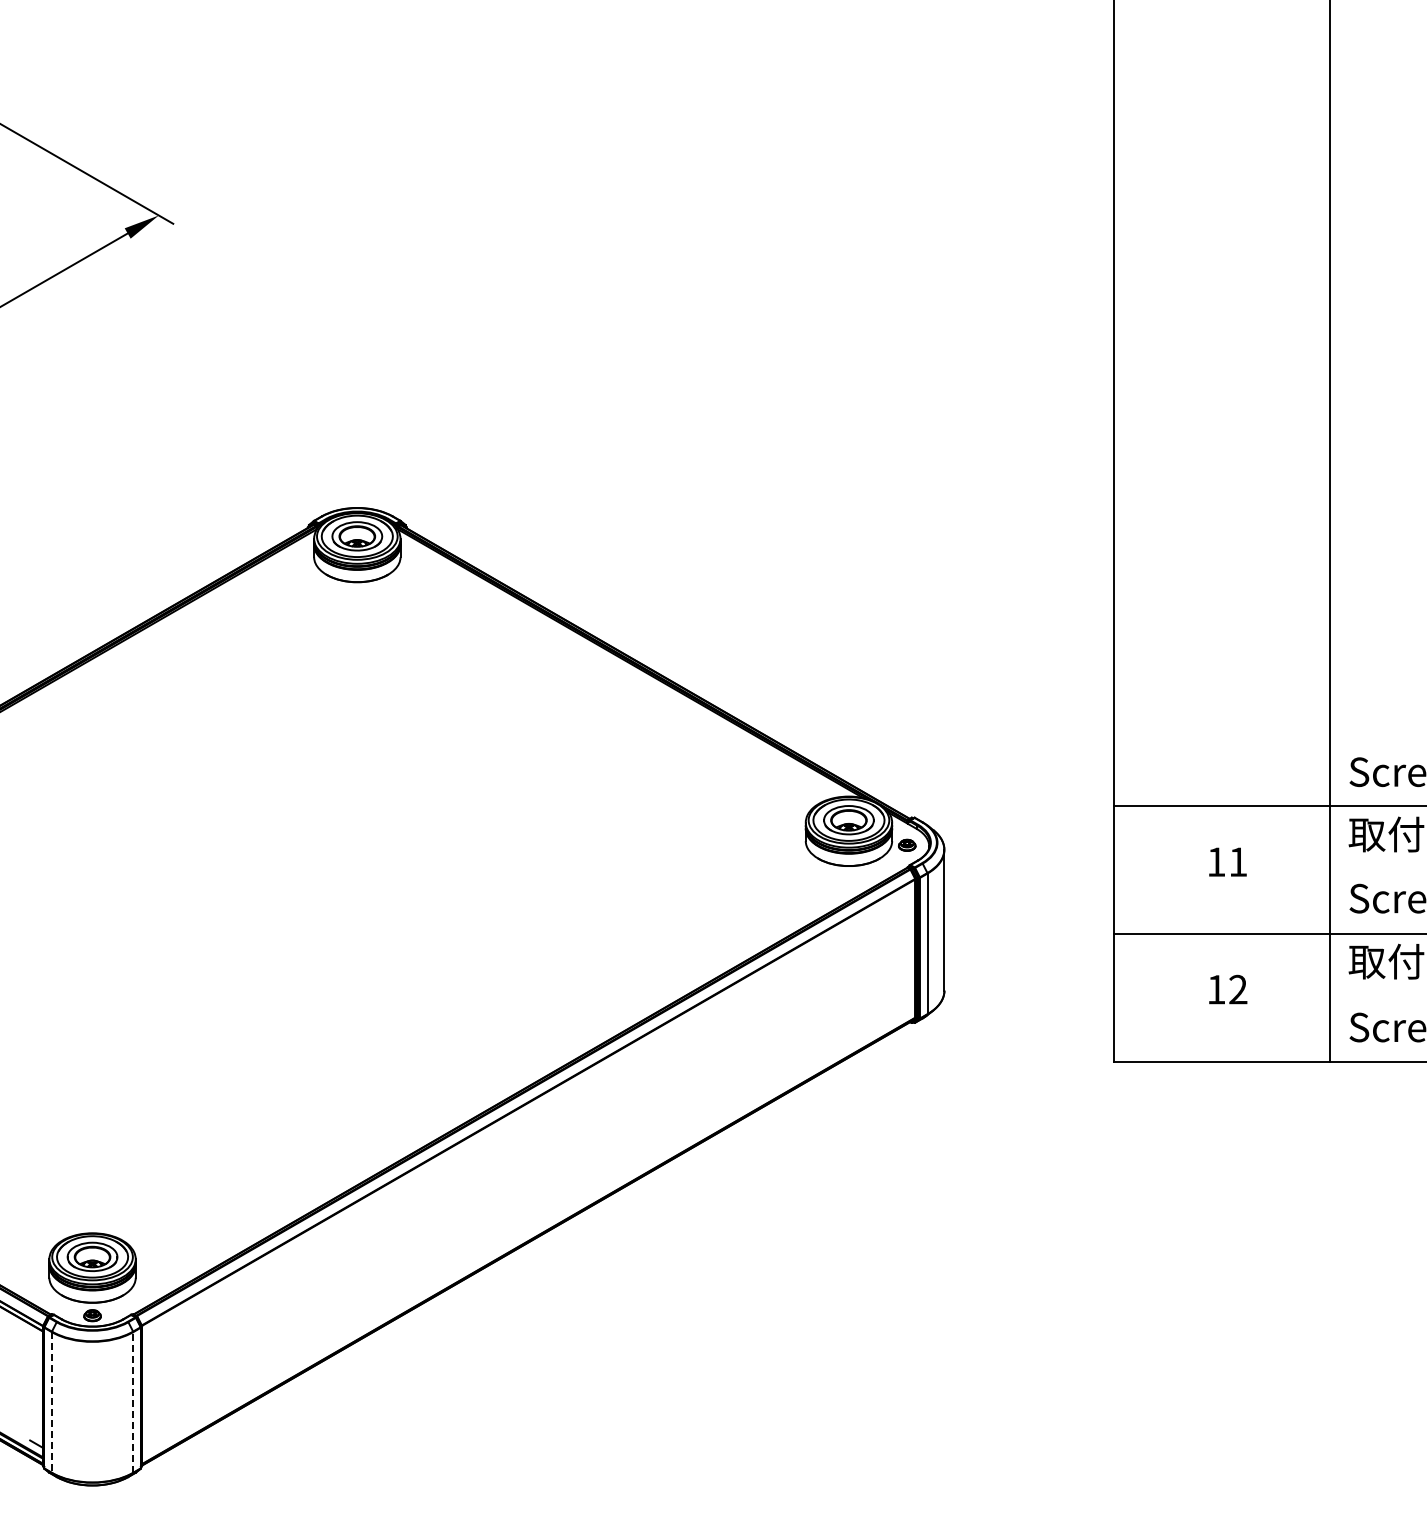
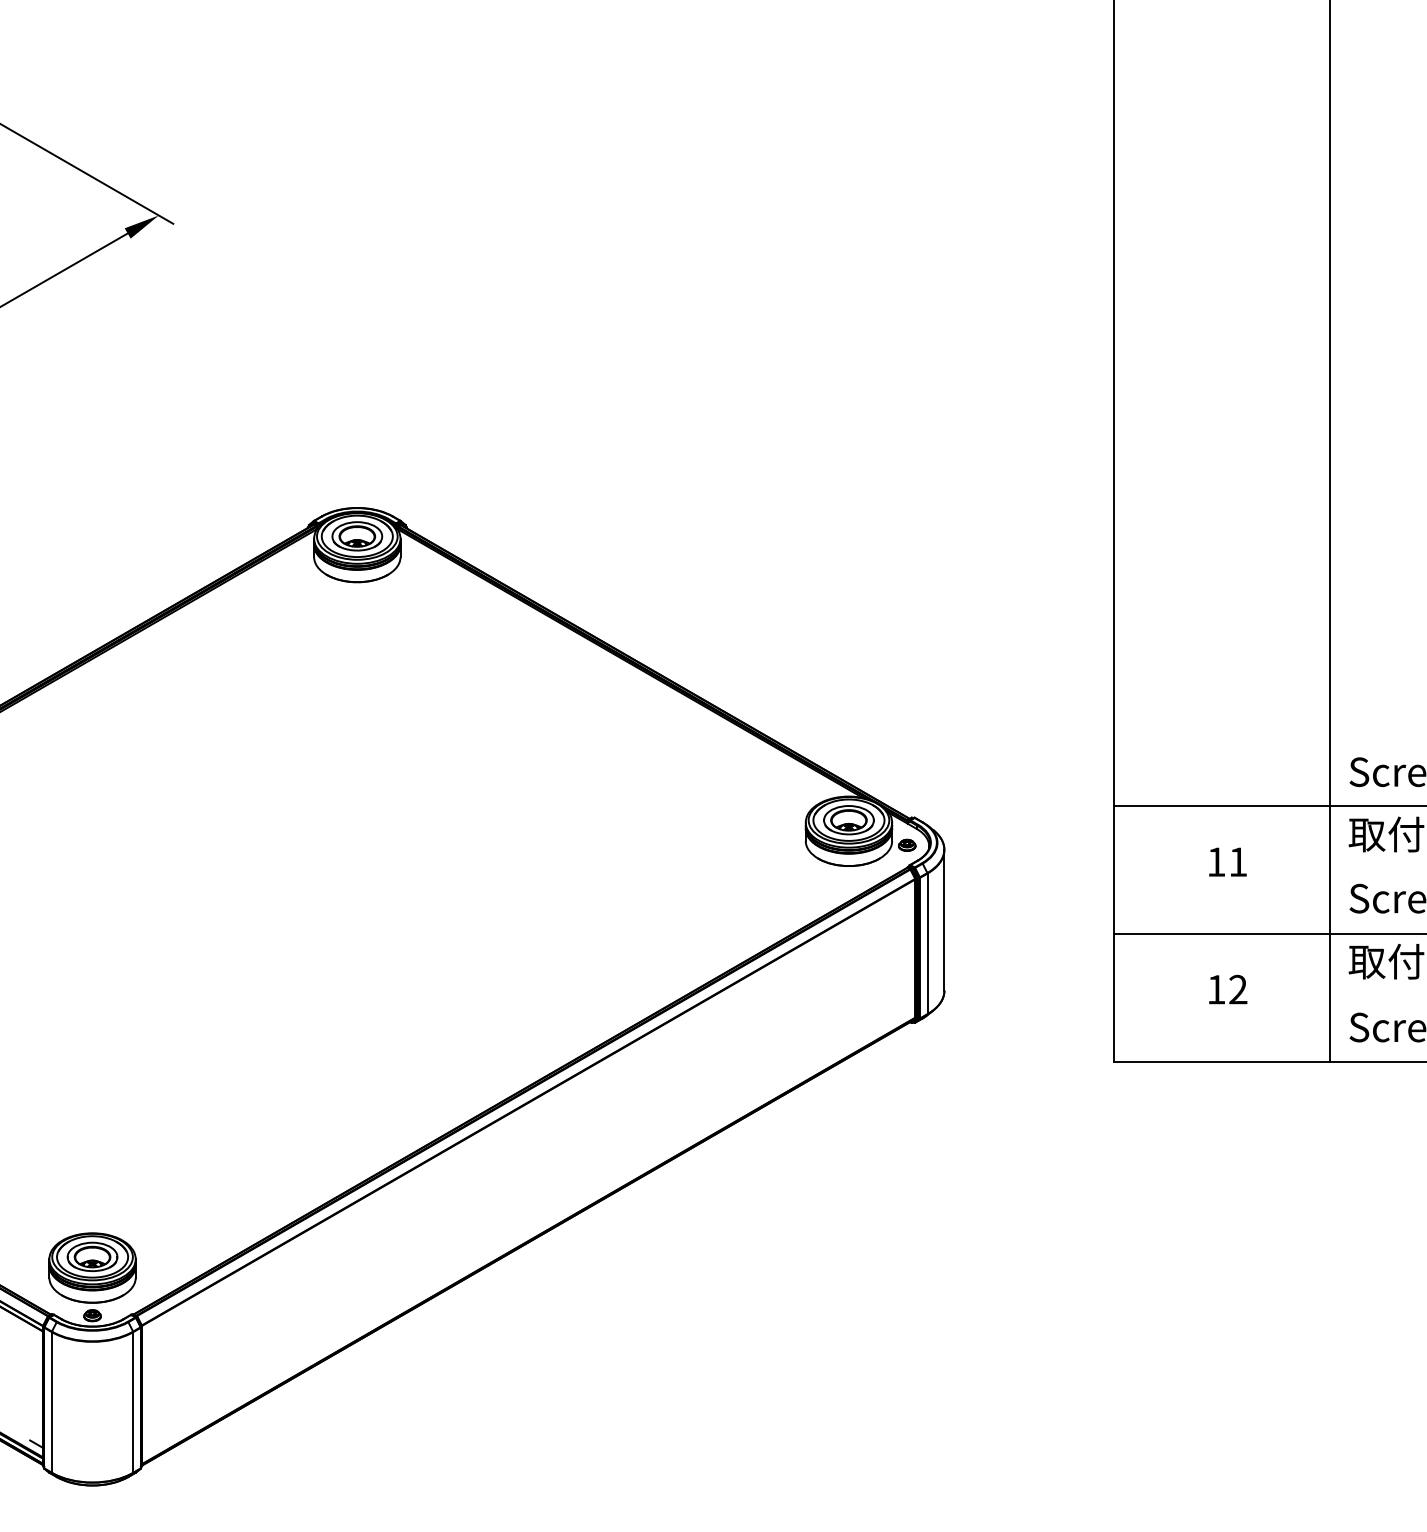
line: dashed -> solid (133, 1401)
line: dashed -> solid (51, 1402)
